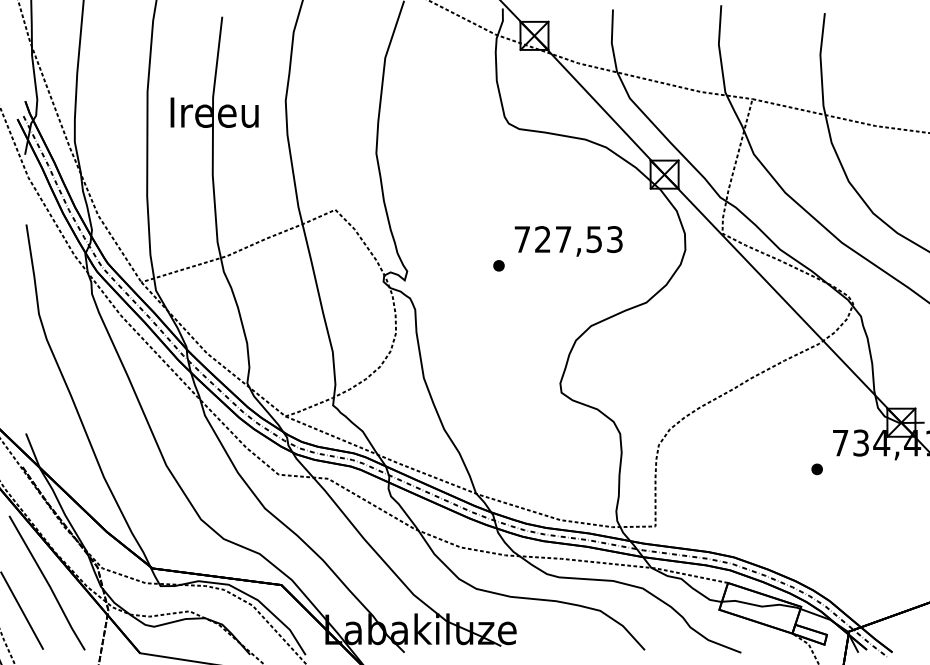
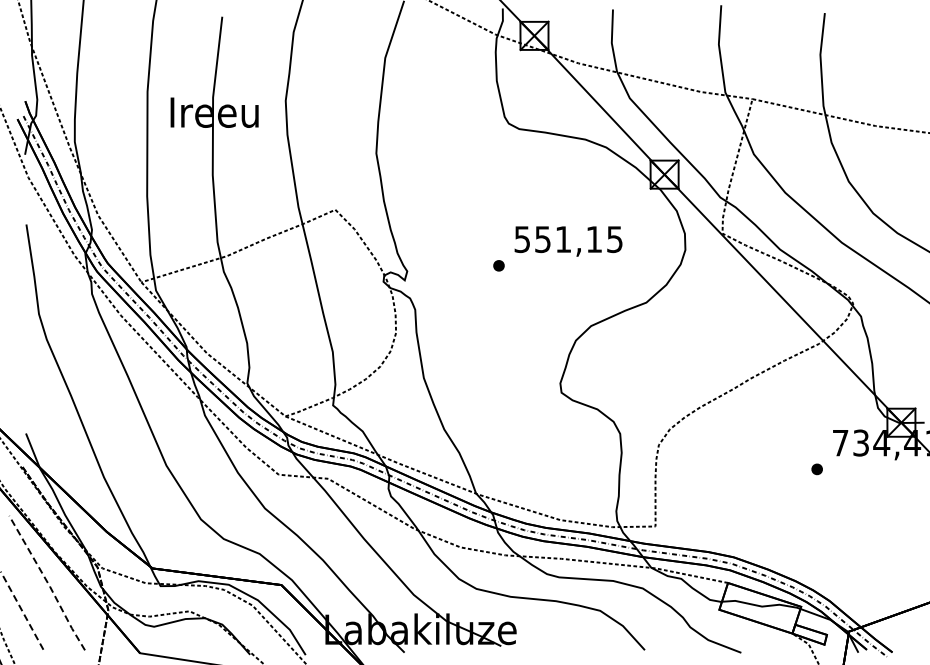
text: 727,53 -> 551,15 (568, 239)
line: solid -> dashed (48, 583)
line: solid -> dashed (21, 610)
